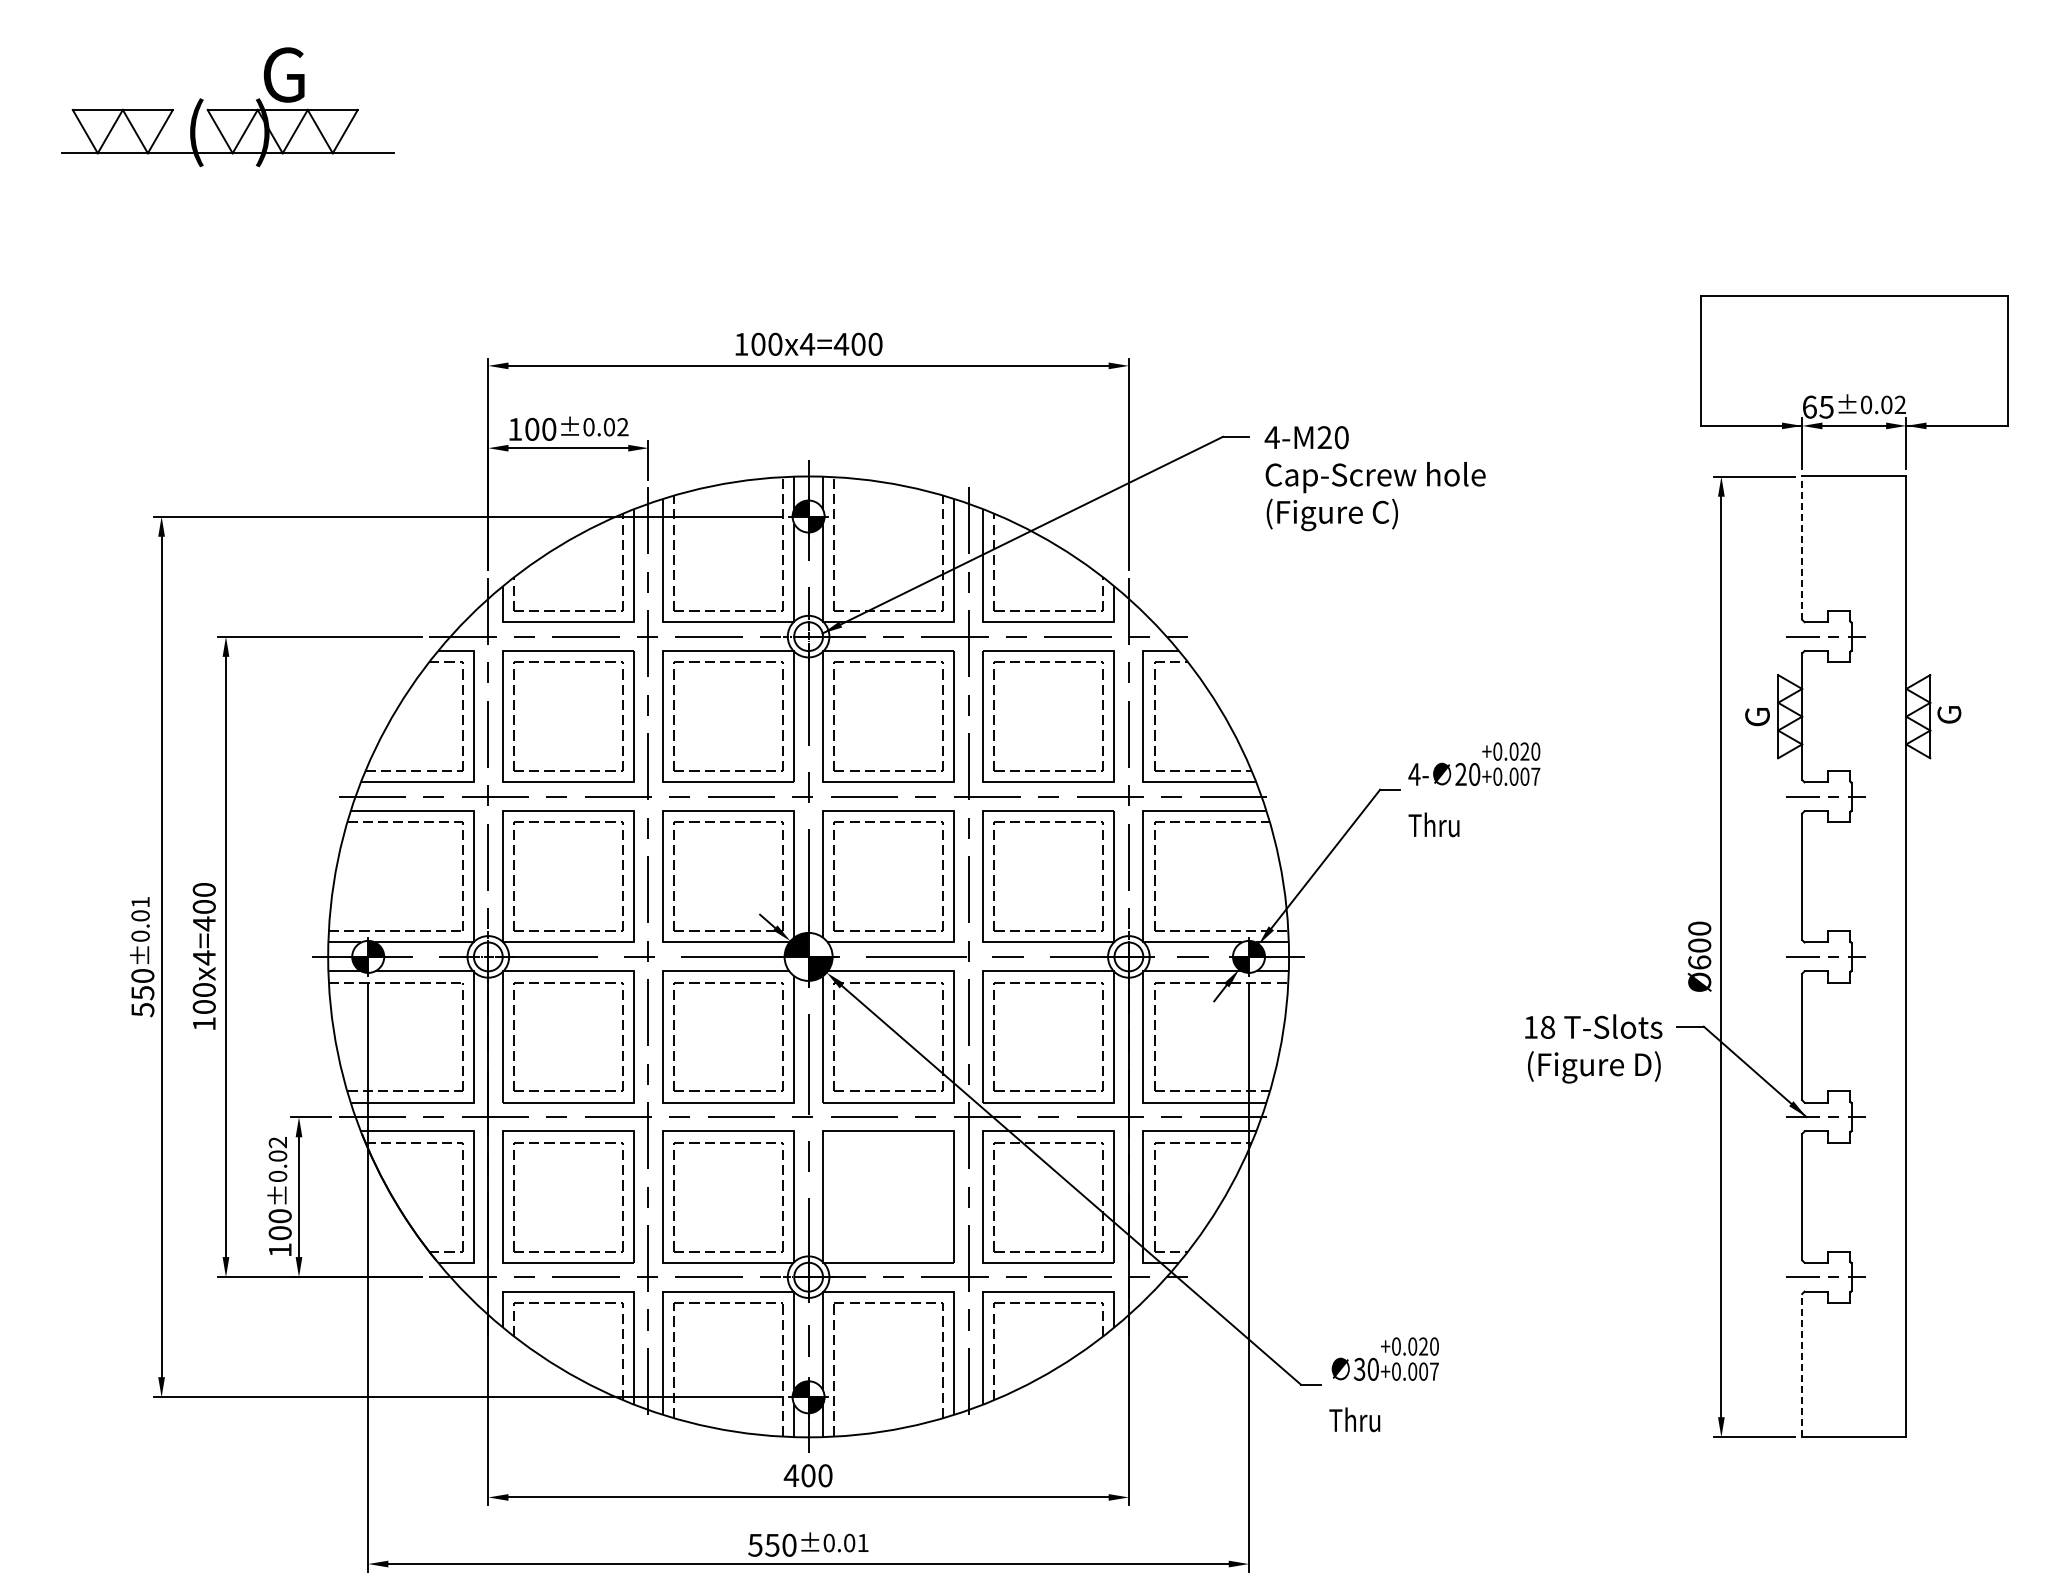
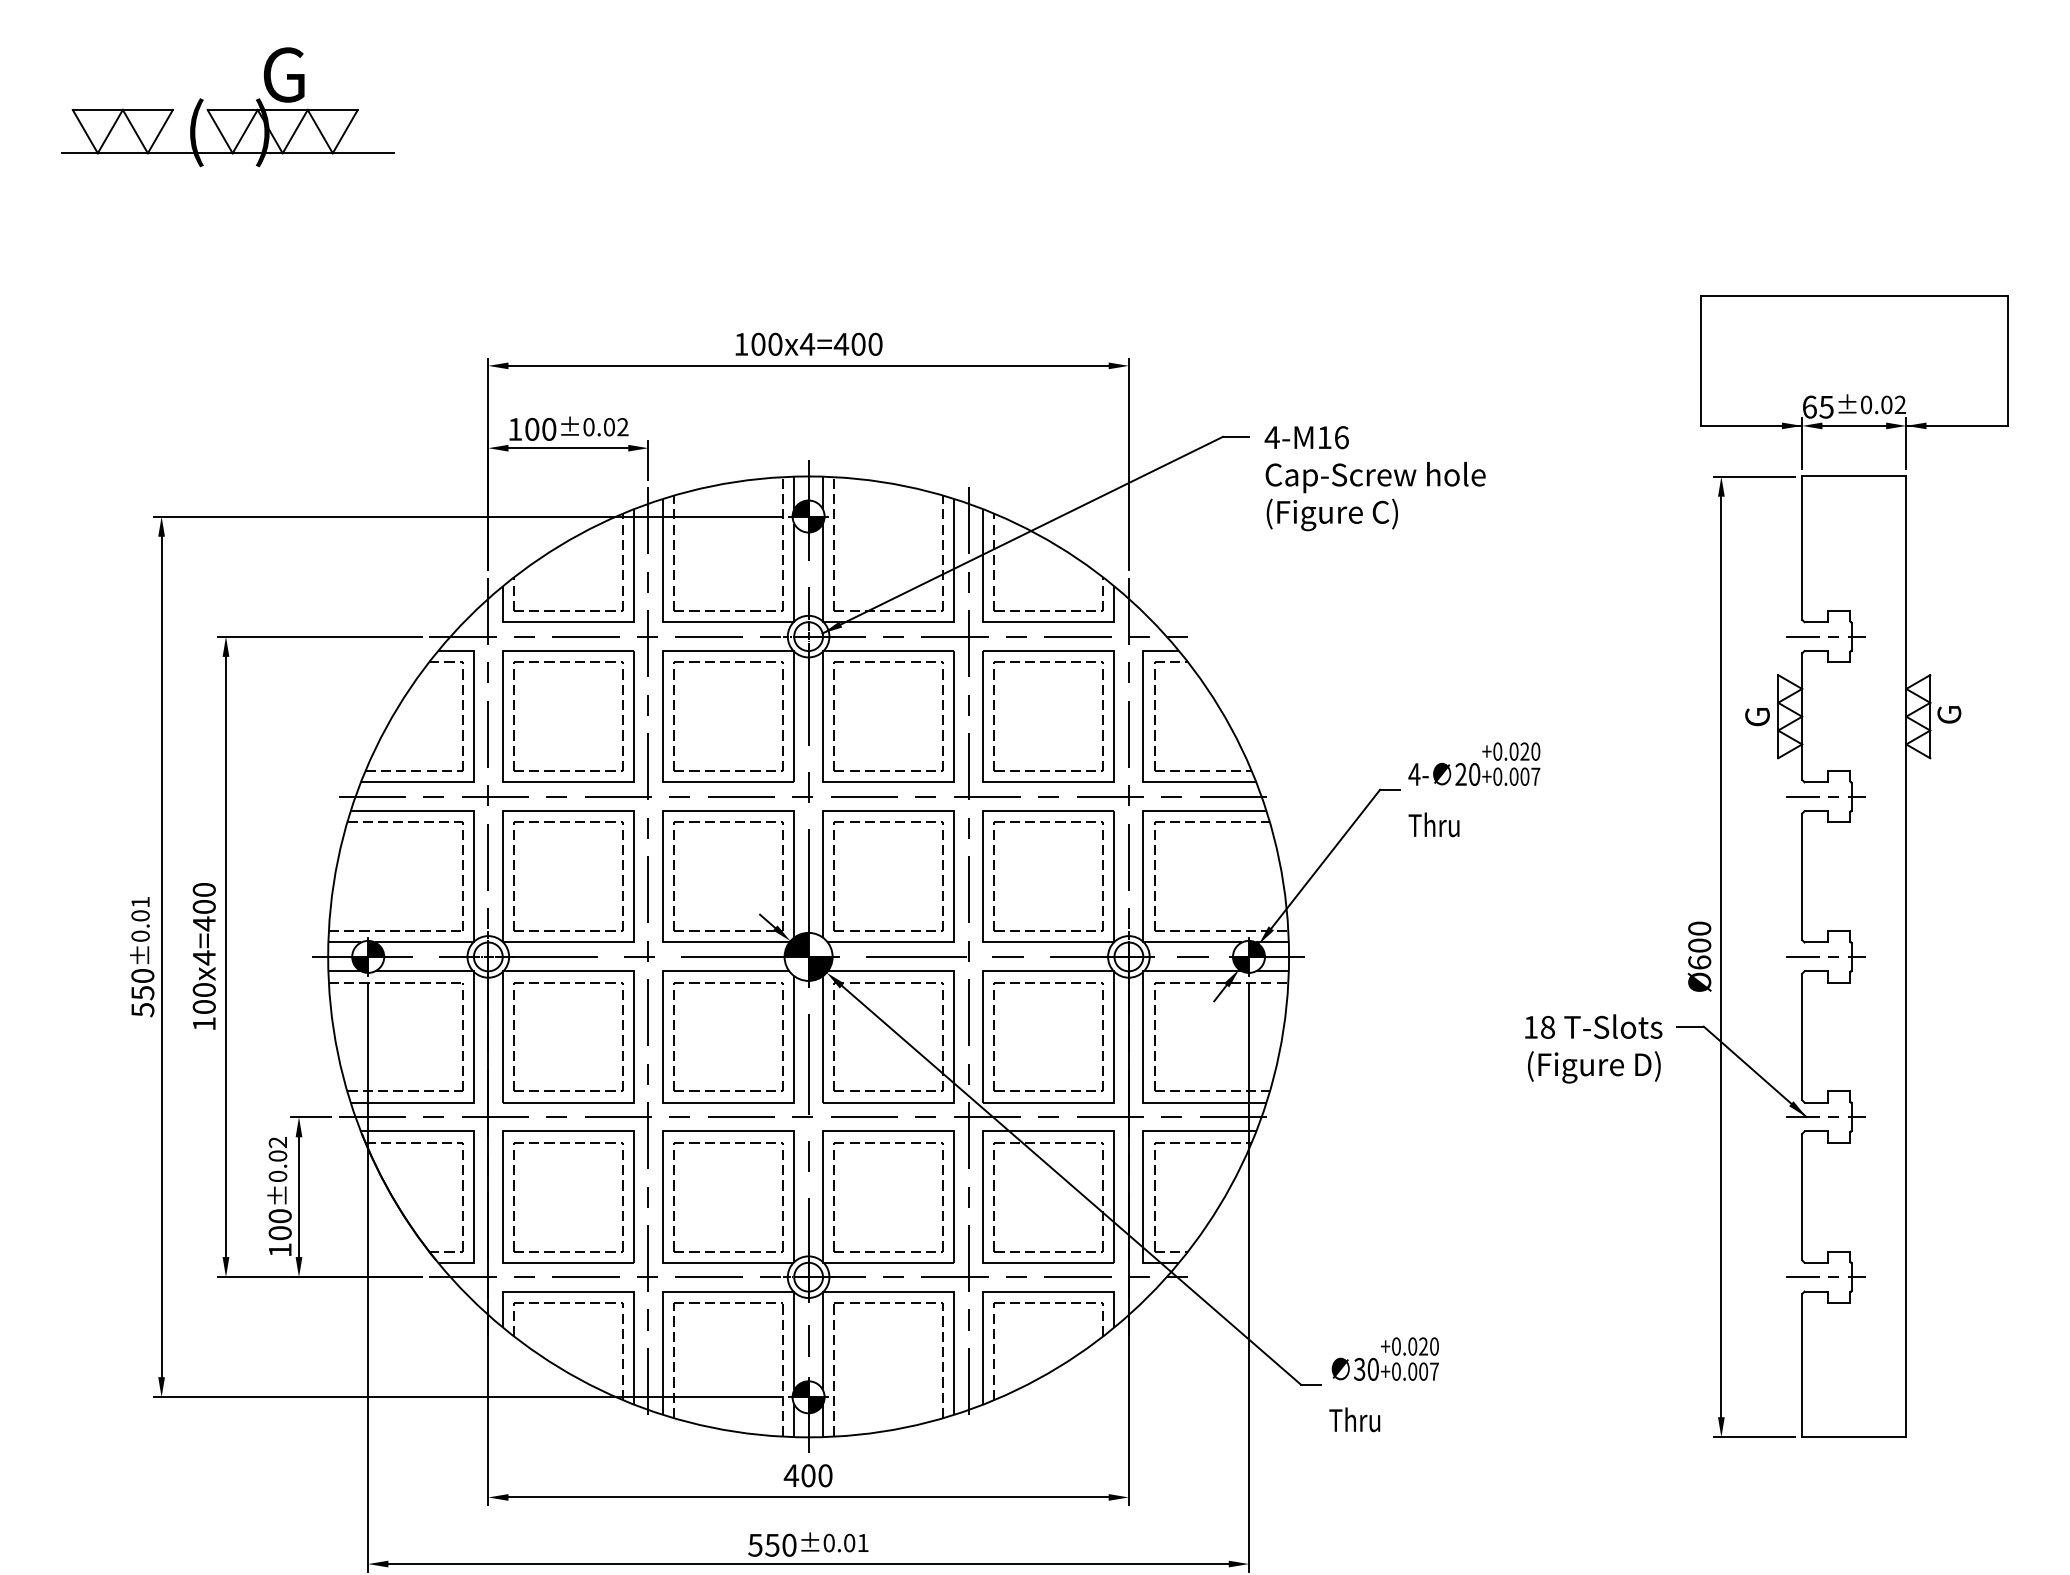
text: 4-M20 -> 4-M16 (1332, 437)
line: dashed -> solid (1802, 548)
part: none -> present (888, 1143)
line: dashed -> solid (1802, 1365)
